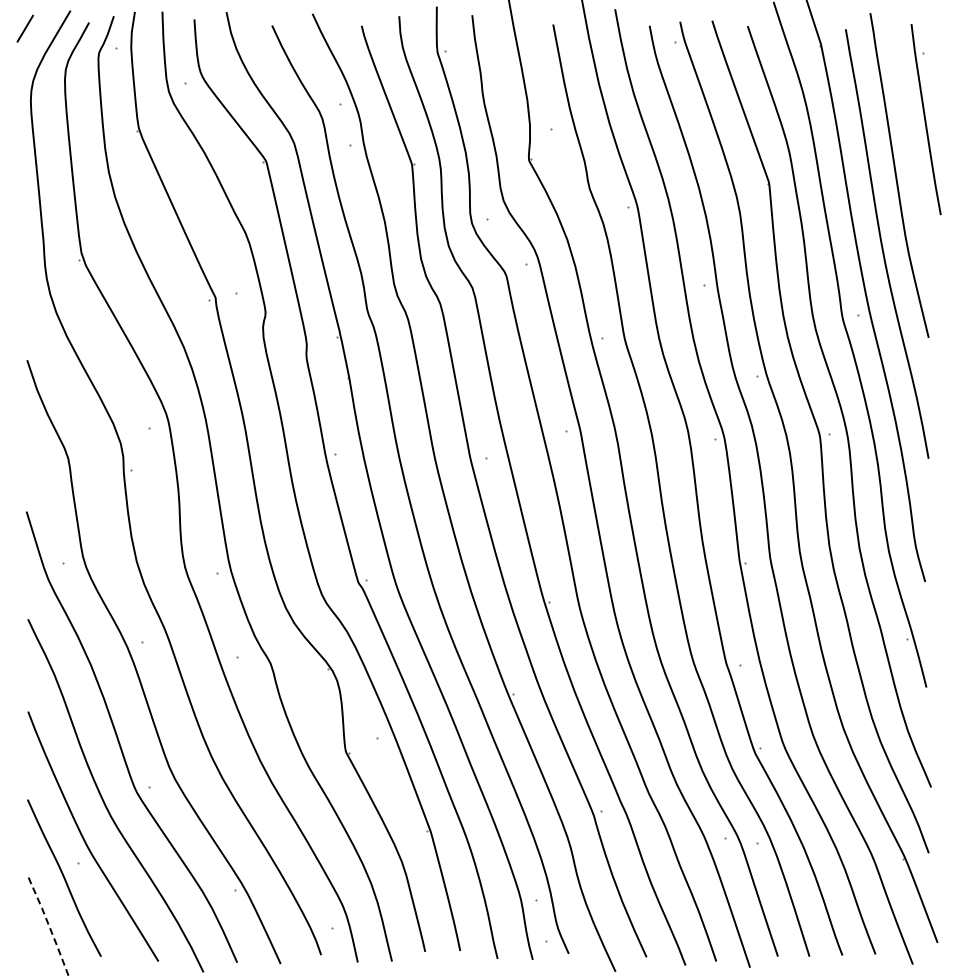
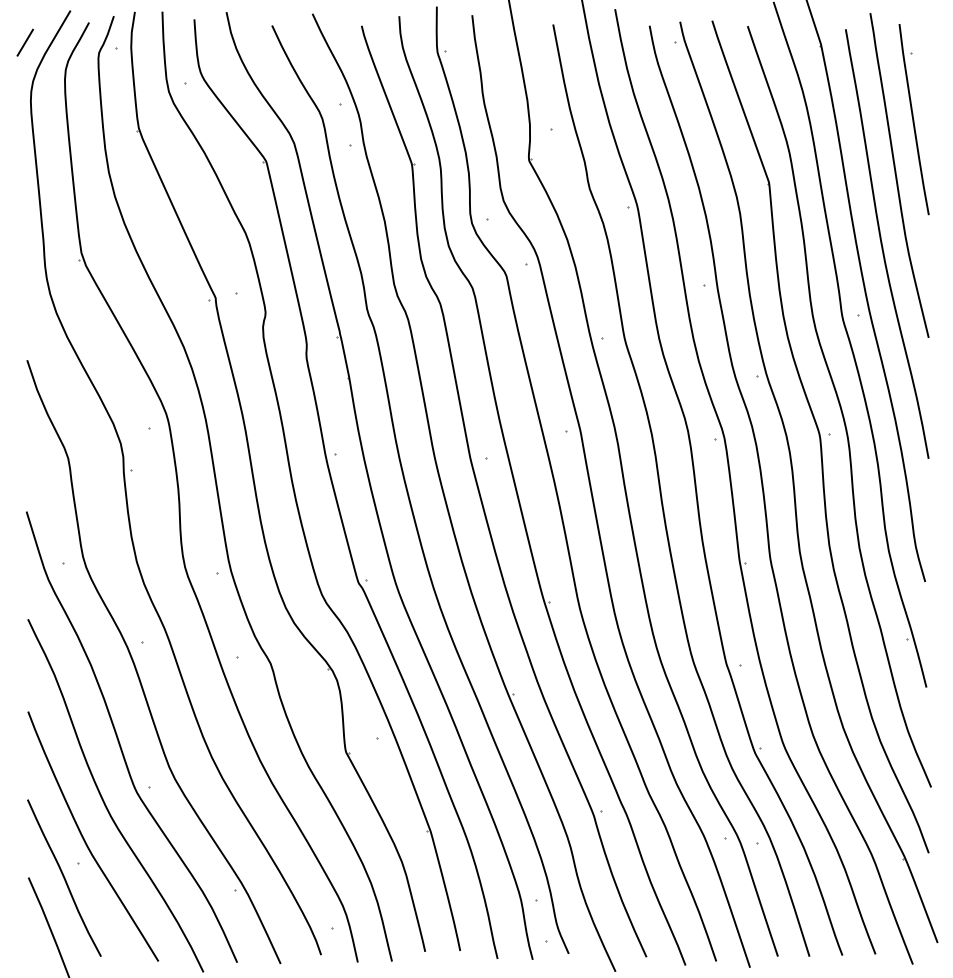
line position: (24, 28) -> (24, 42) (24, 42)
part position: (925, 119) -> (913, 119) (913, 119)
line: dashed -> solid (49, 927)
